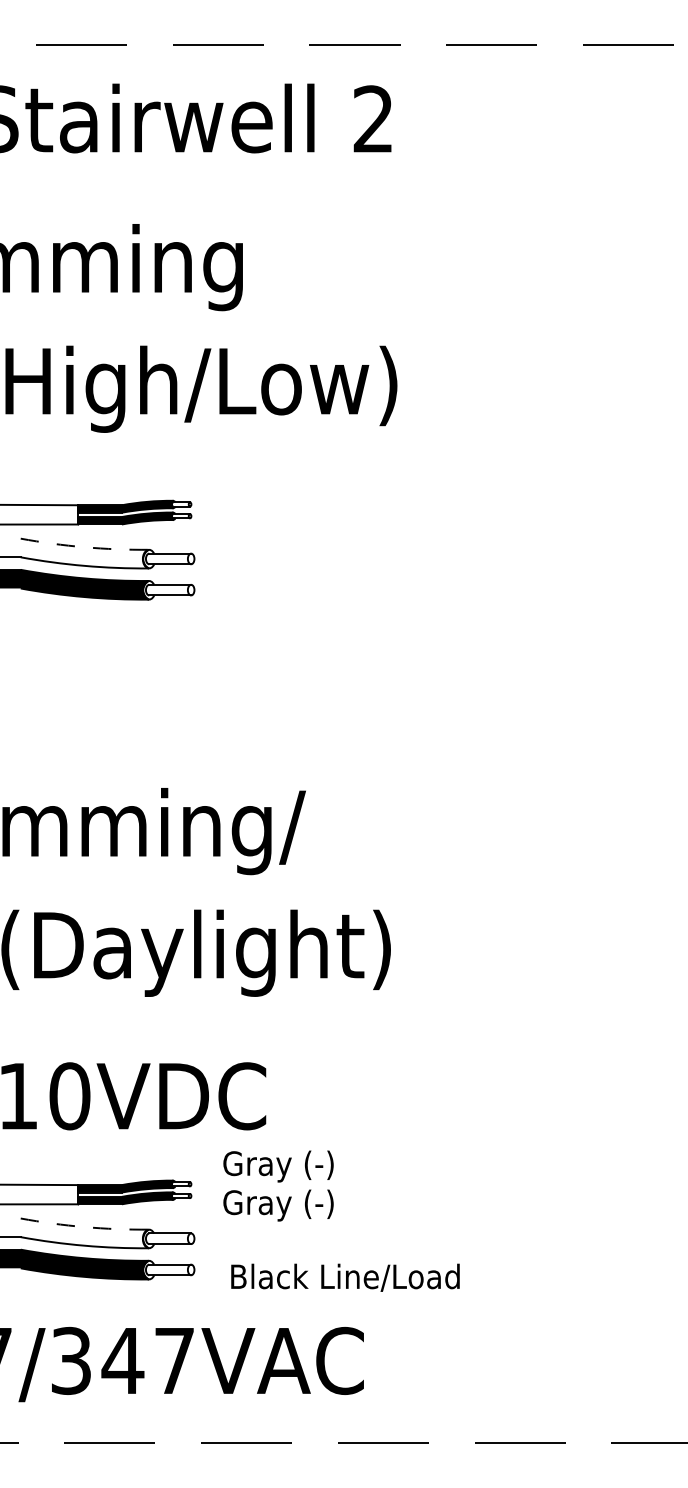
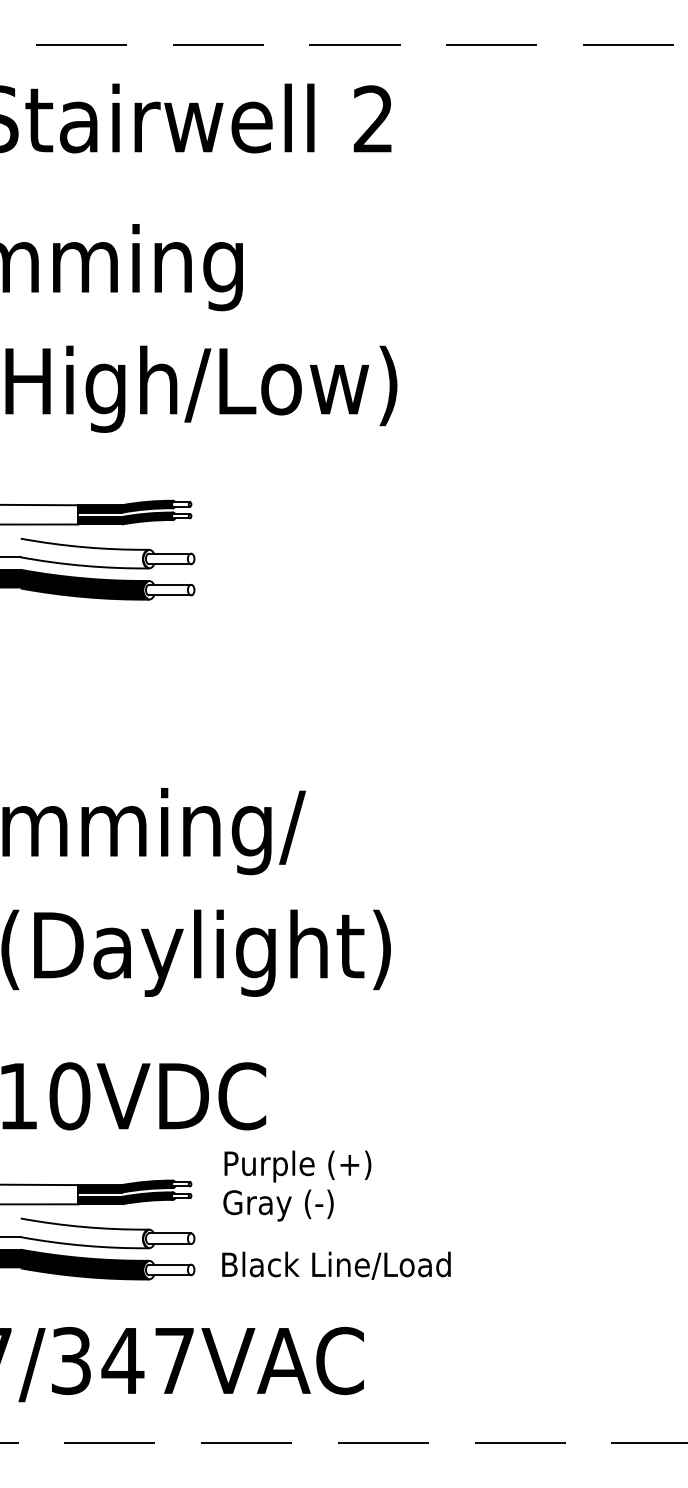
arc: dashed -> solid (84, 547)
text: Gray (-) -> Purple (+) (297, 1166)
arc: dashed -> solid (84, 1227)
text position: (345, 1277) -> (336, 1265) (336, 1265)
